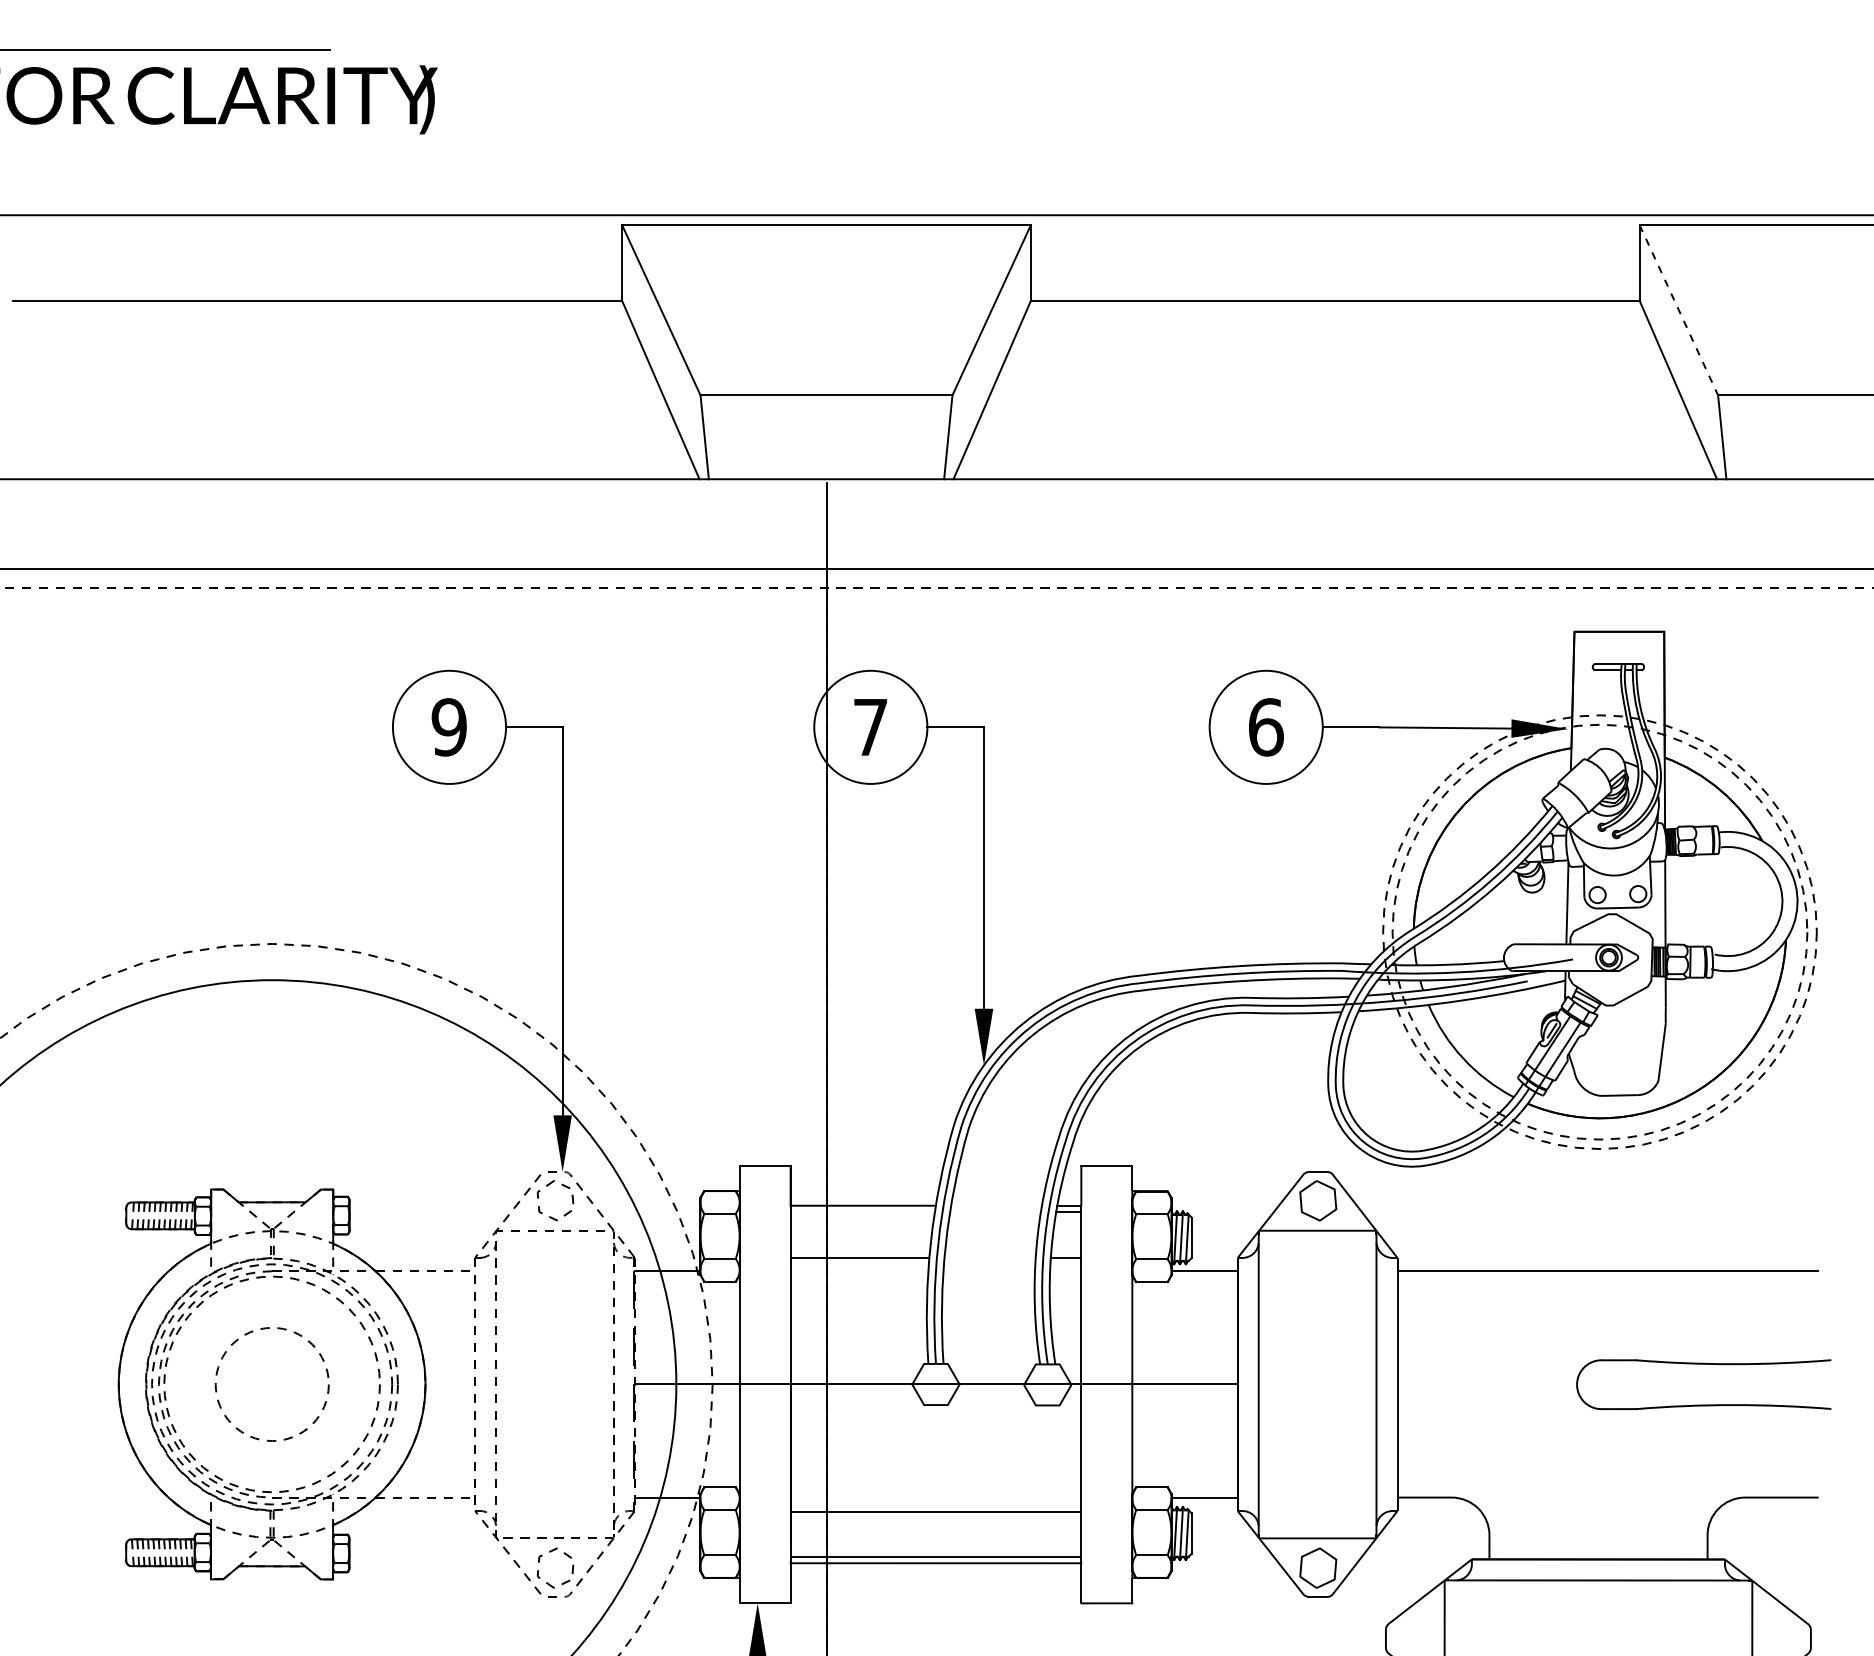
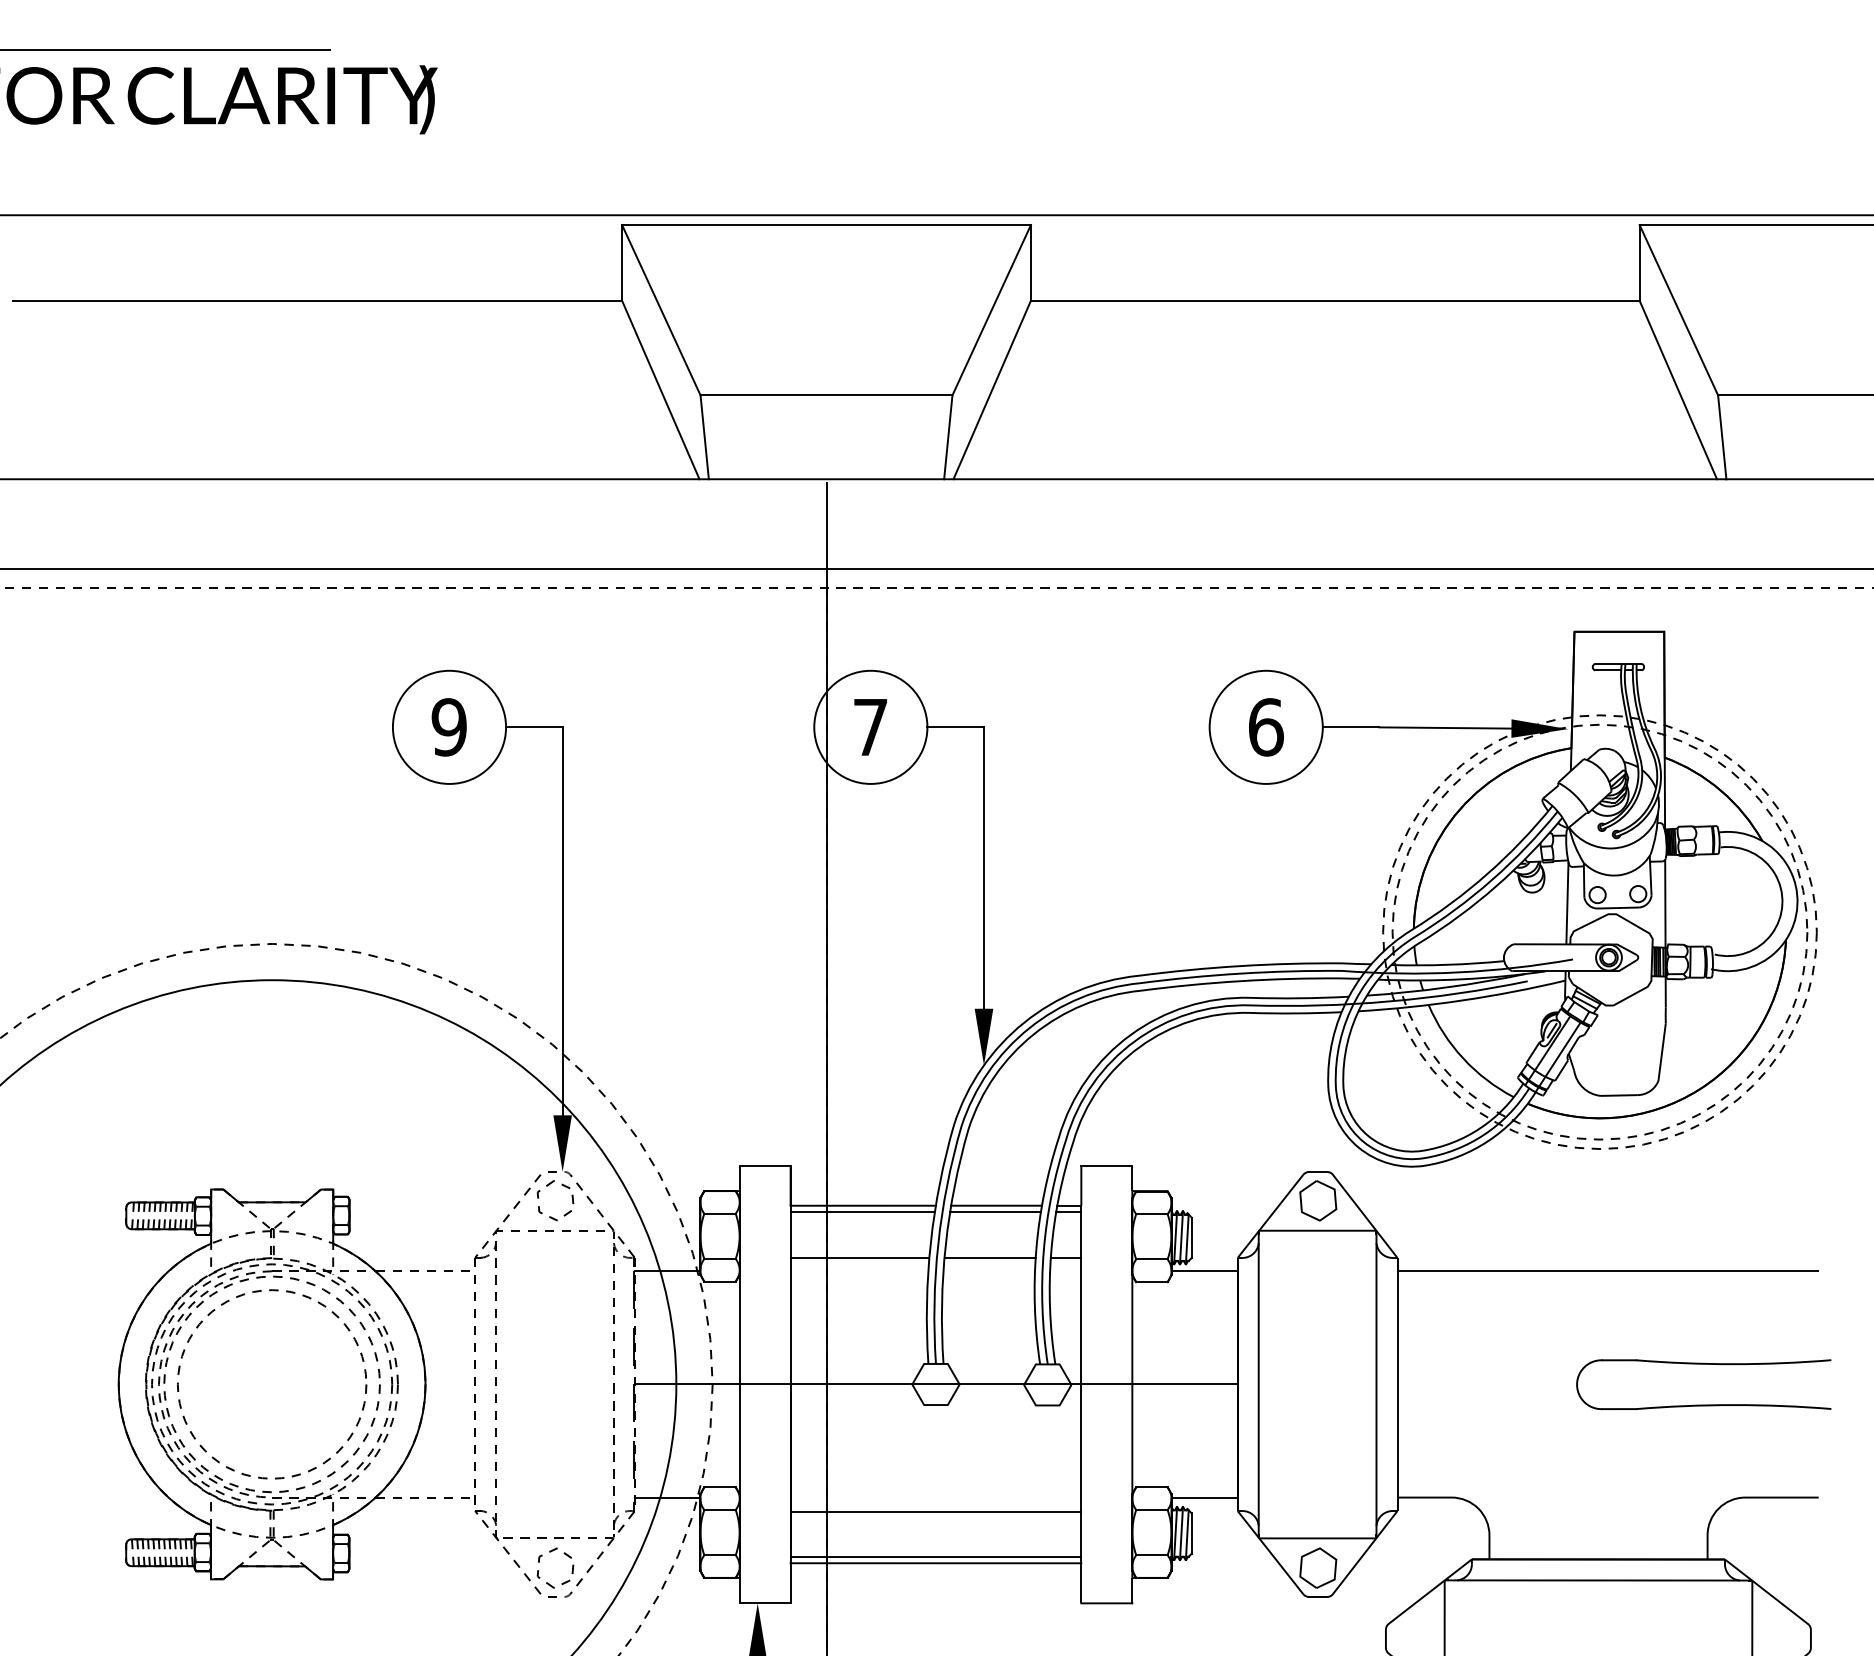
line: dashed -> solid (1678, 310)
line: none -> present (996, 1205)
line: none -> present (862, 1212)
line: none -> present (995, 1212)
line: none -> present (989, 1257)
circle size: 116x115 px -> 191x191 px (272, 1384)
